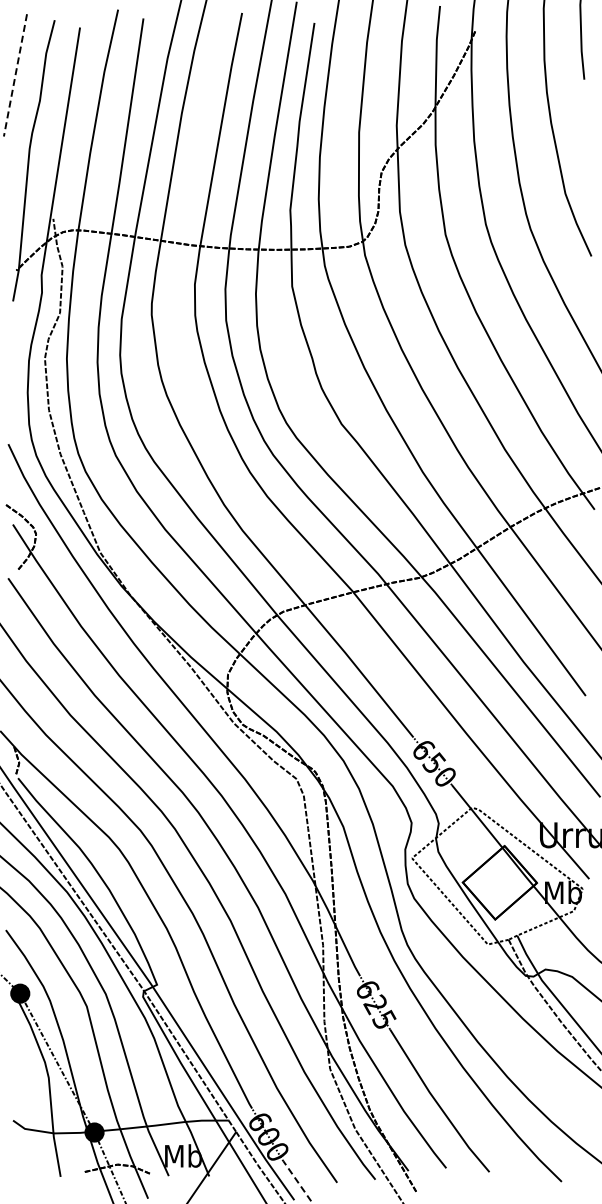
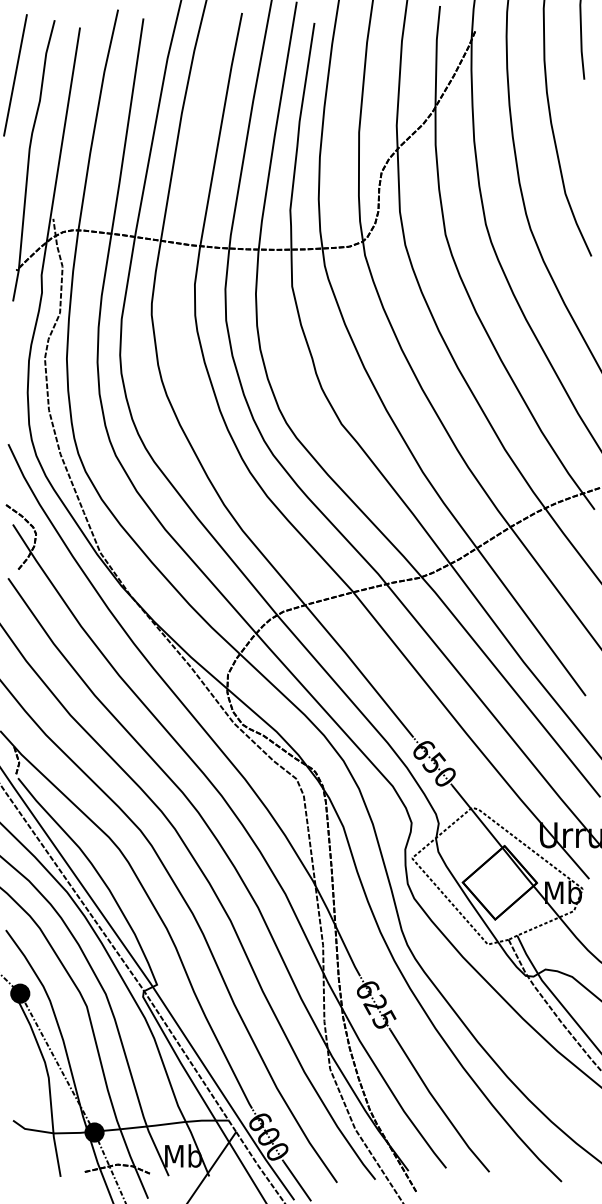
line: dashed -> solid (15, 75)
line: dashed -> solid (297, 1180)
